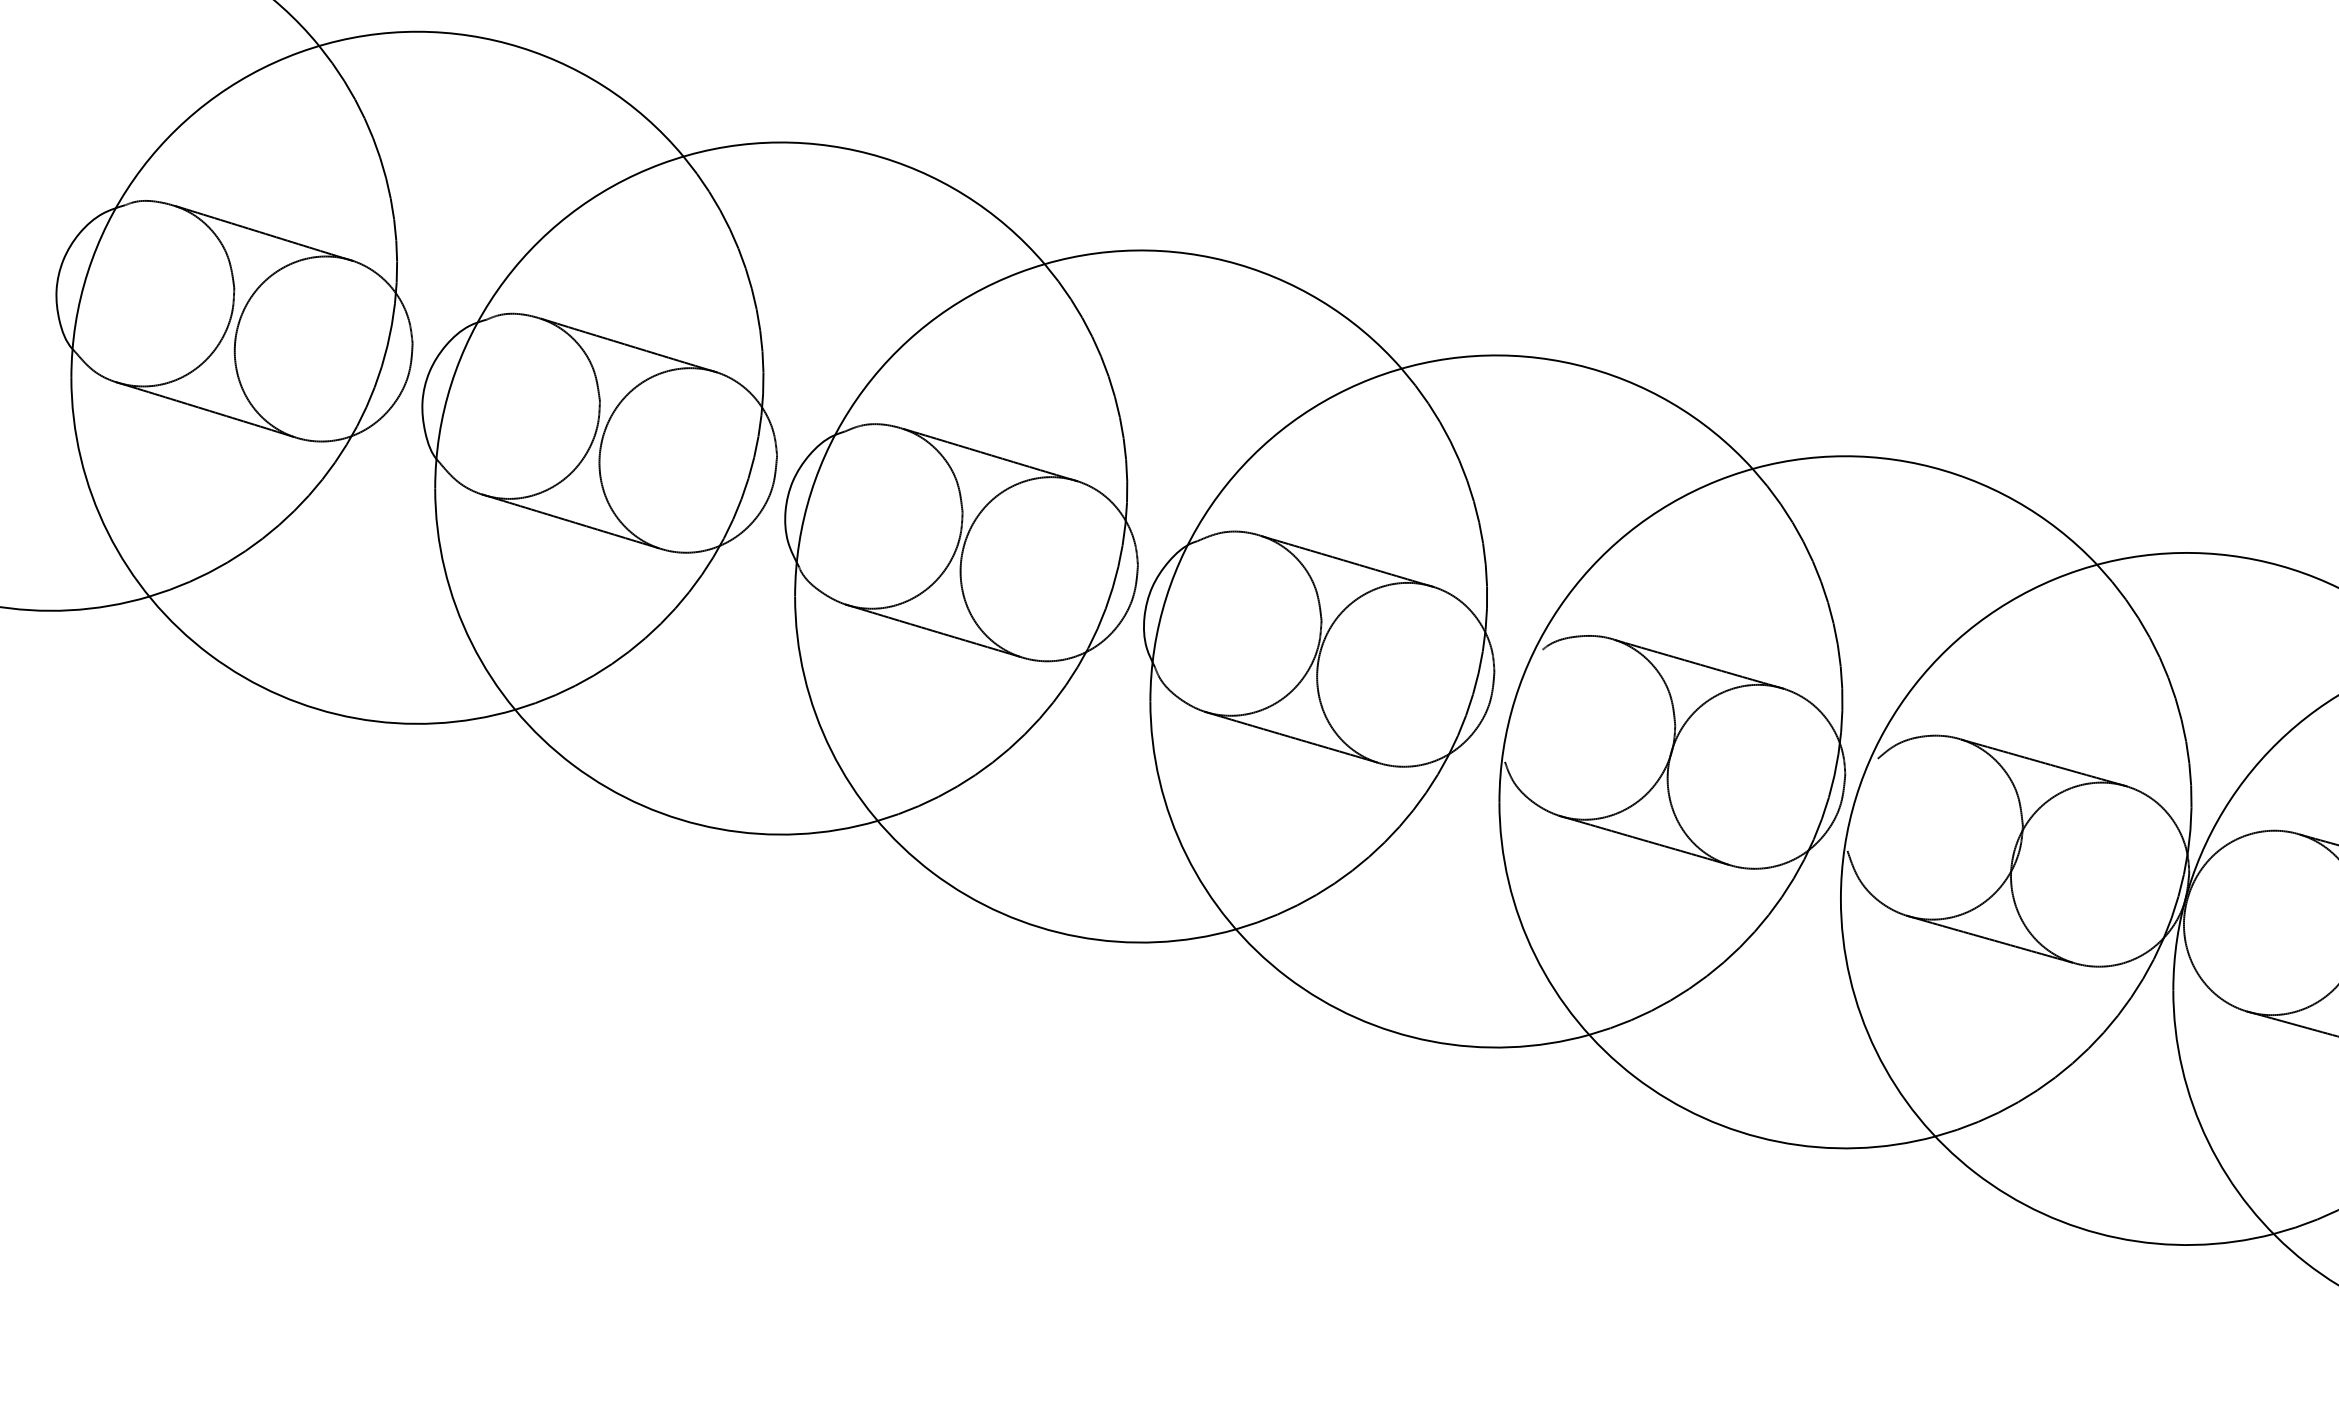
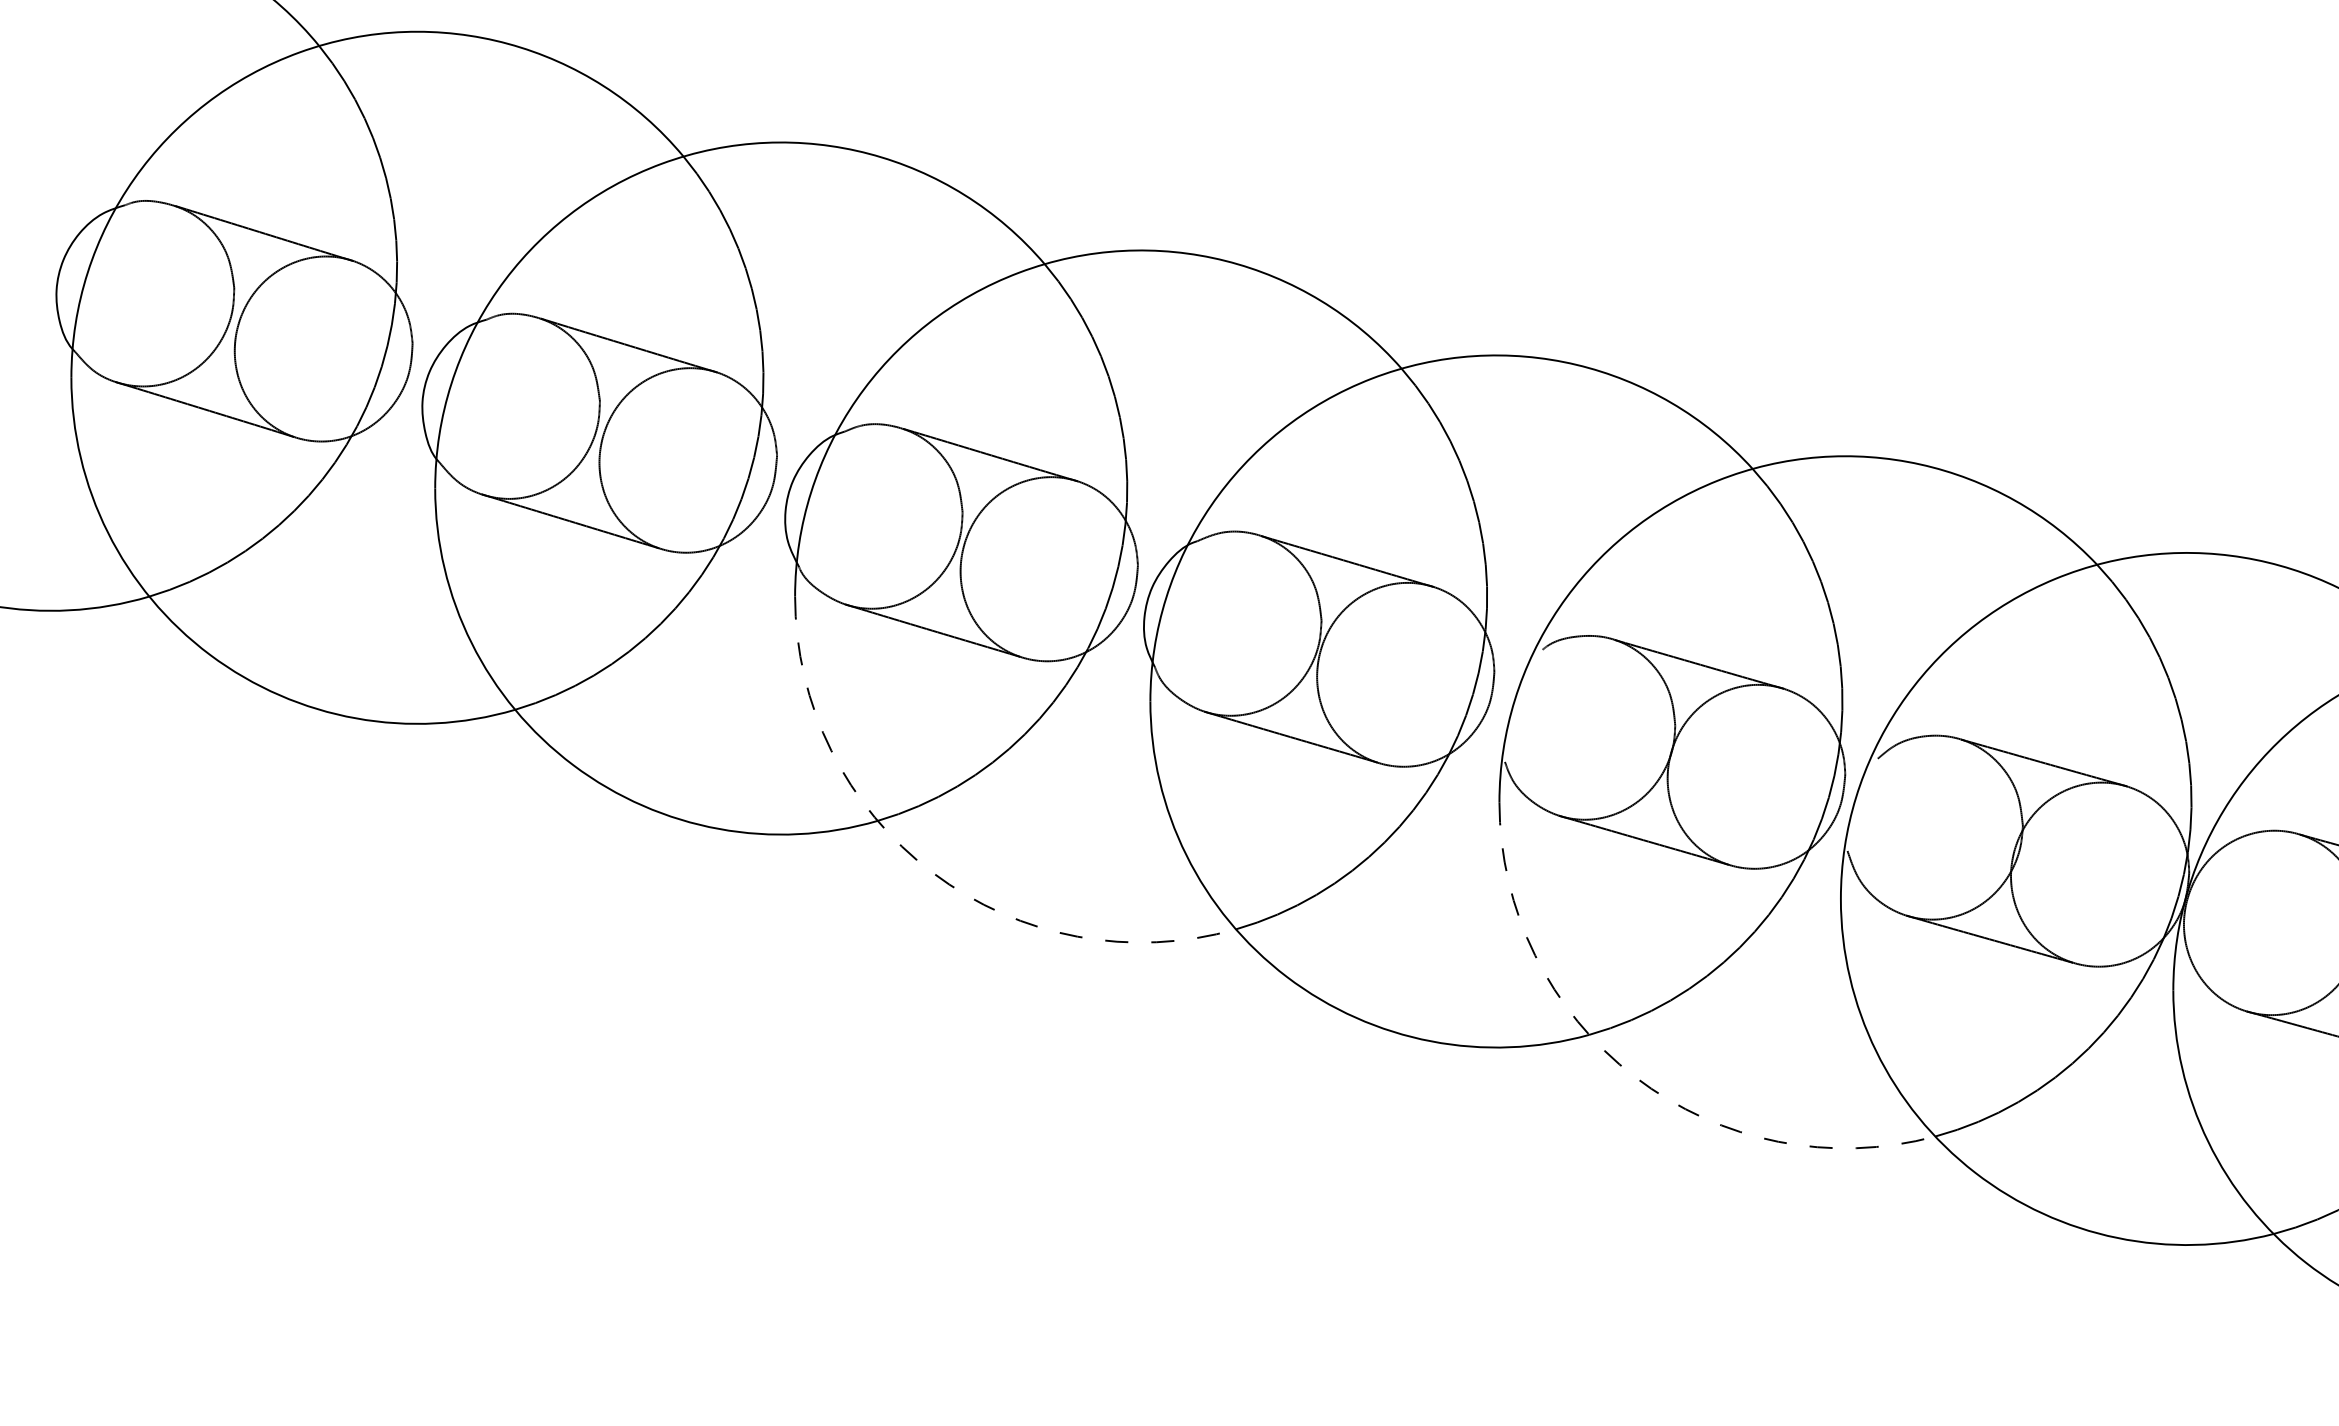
arc: solid -> dashed (932, 872)
arc: solid -> dashed (1635, 1077)
